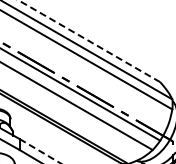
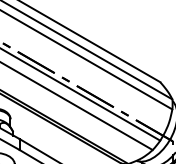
line: dashed -> solid (89, 41)
line: dashed -> solid (41, 151)
